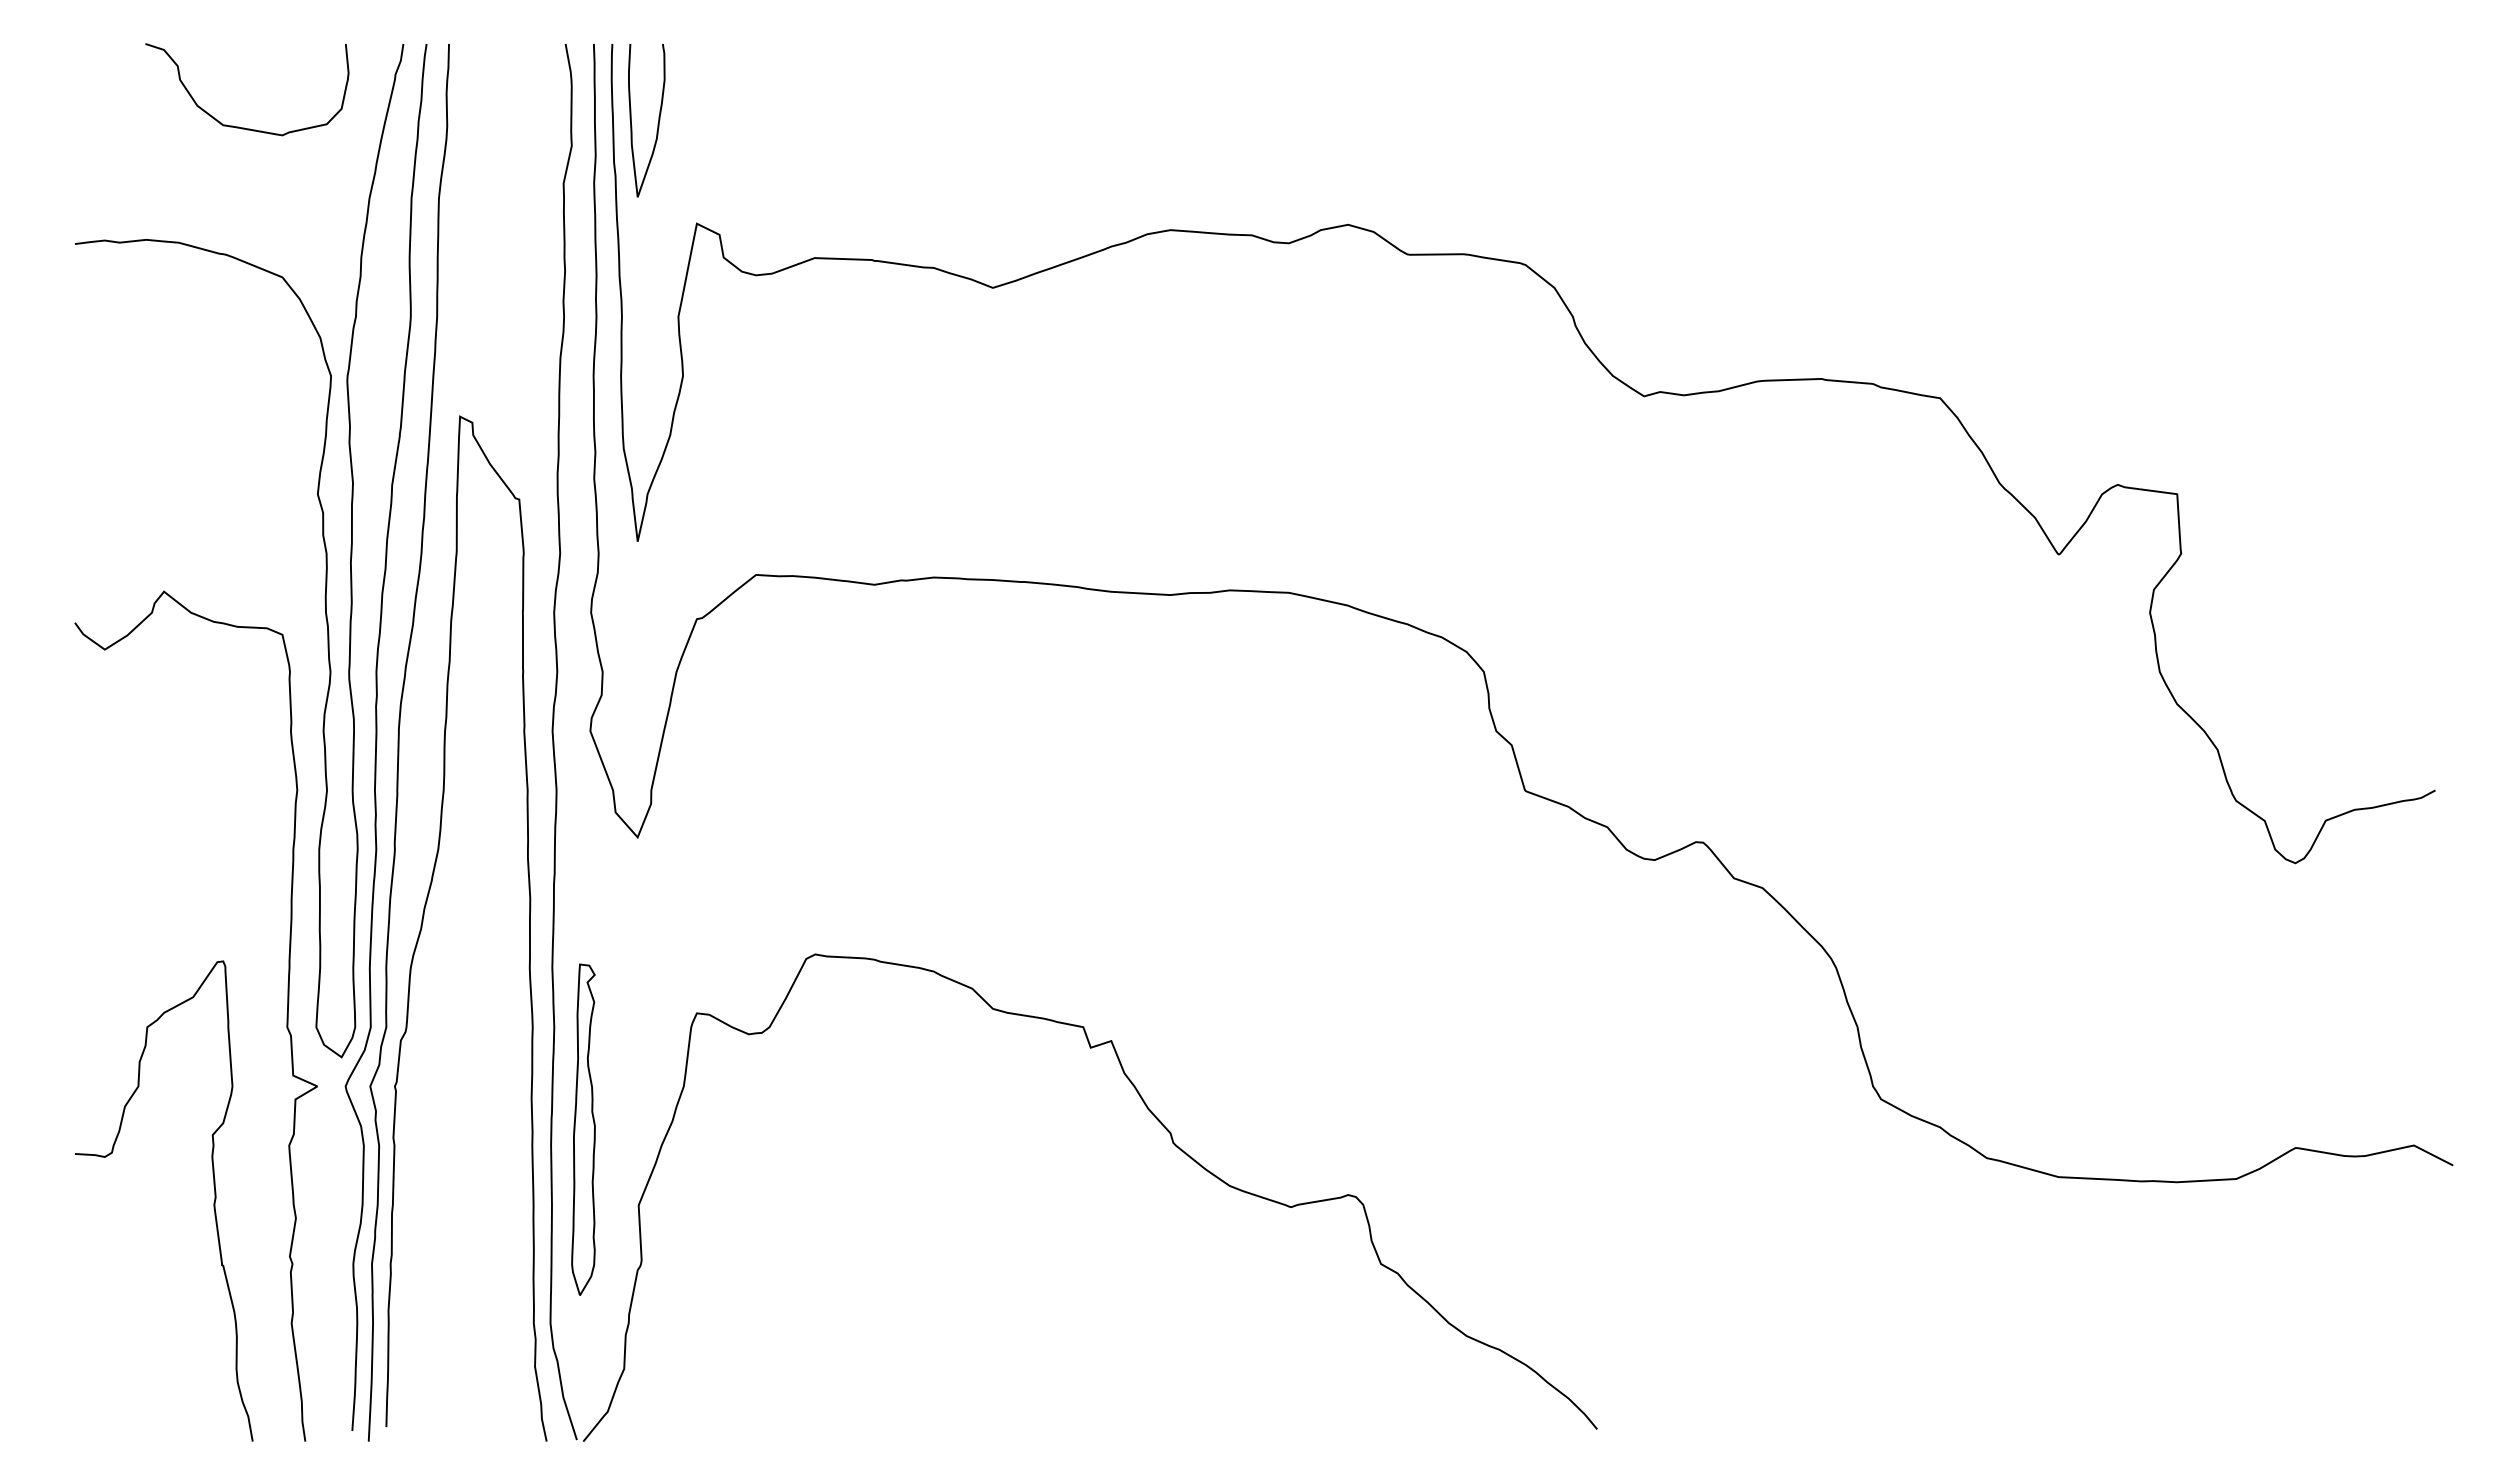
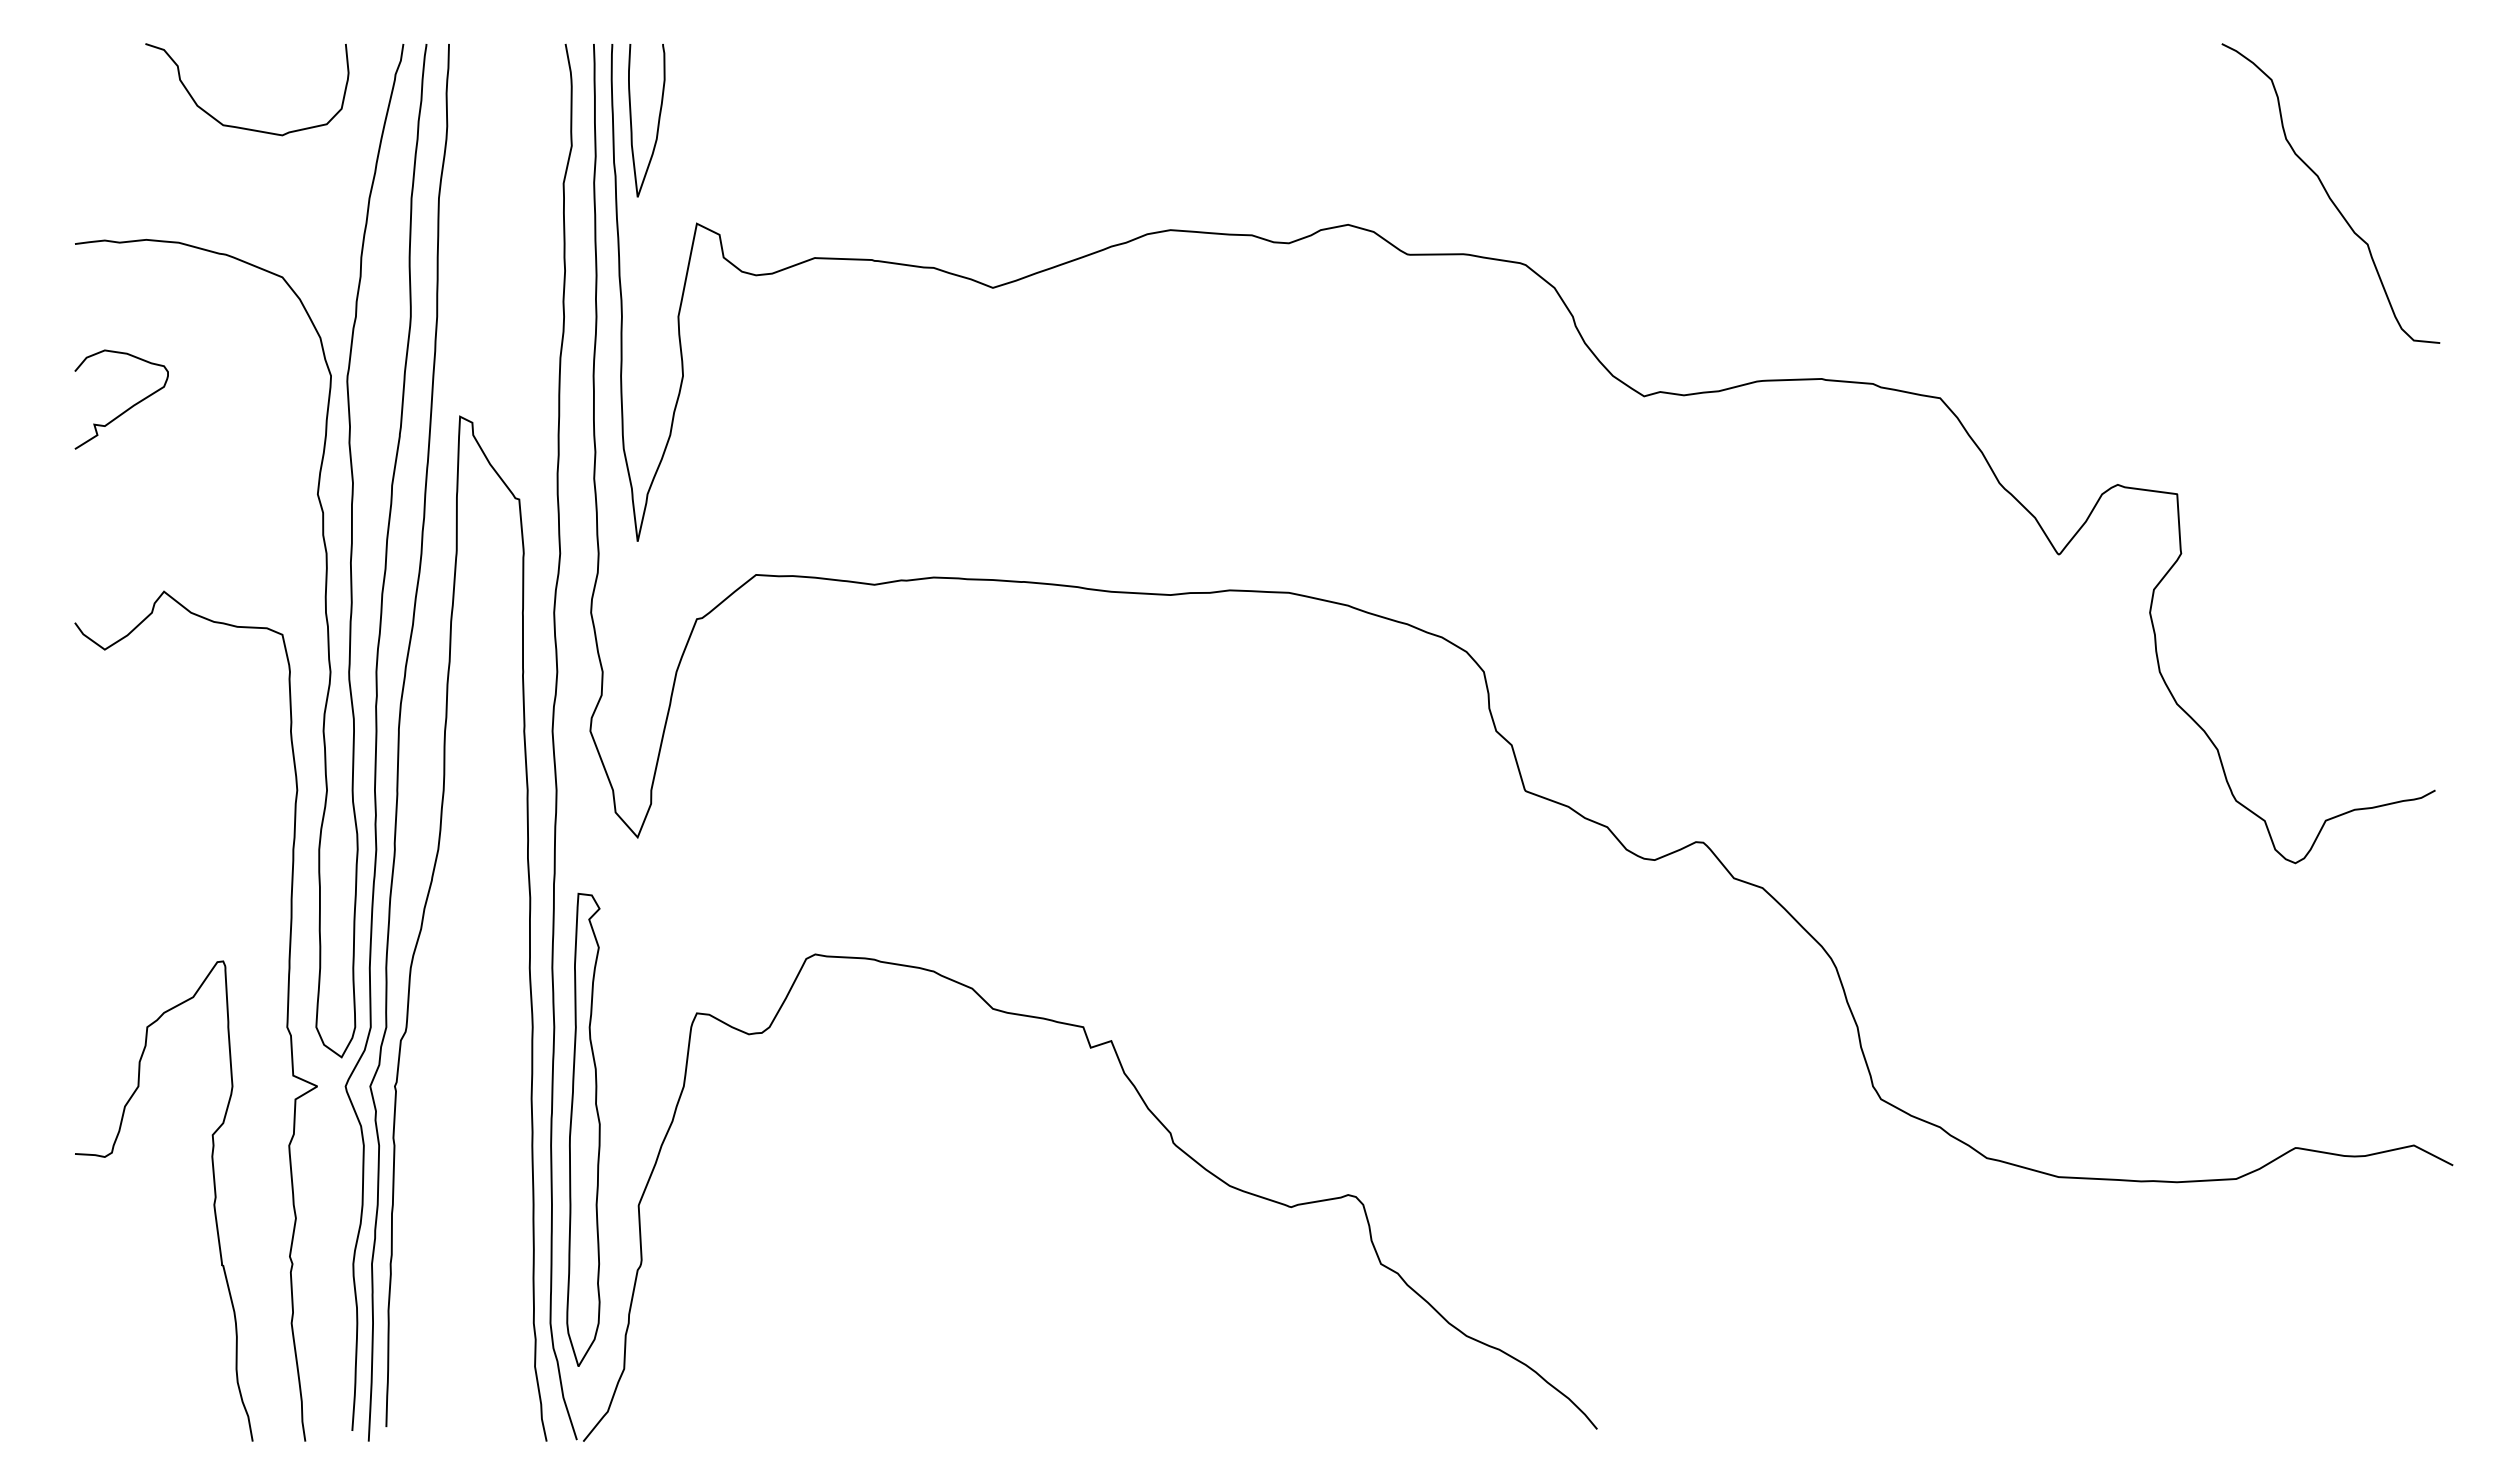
curve: none -> present (2328, 193)
curve: none -> present (127, 408)
part size: 25x333 px -> 35x475 px (583, 1129)
